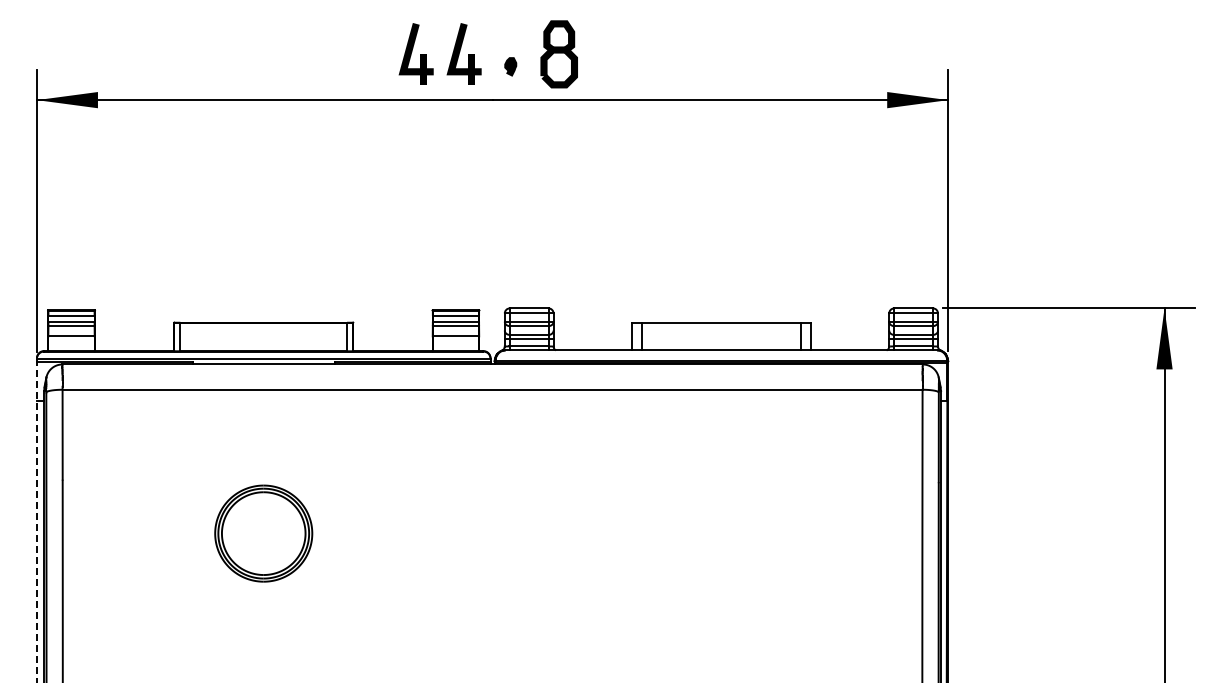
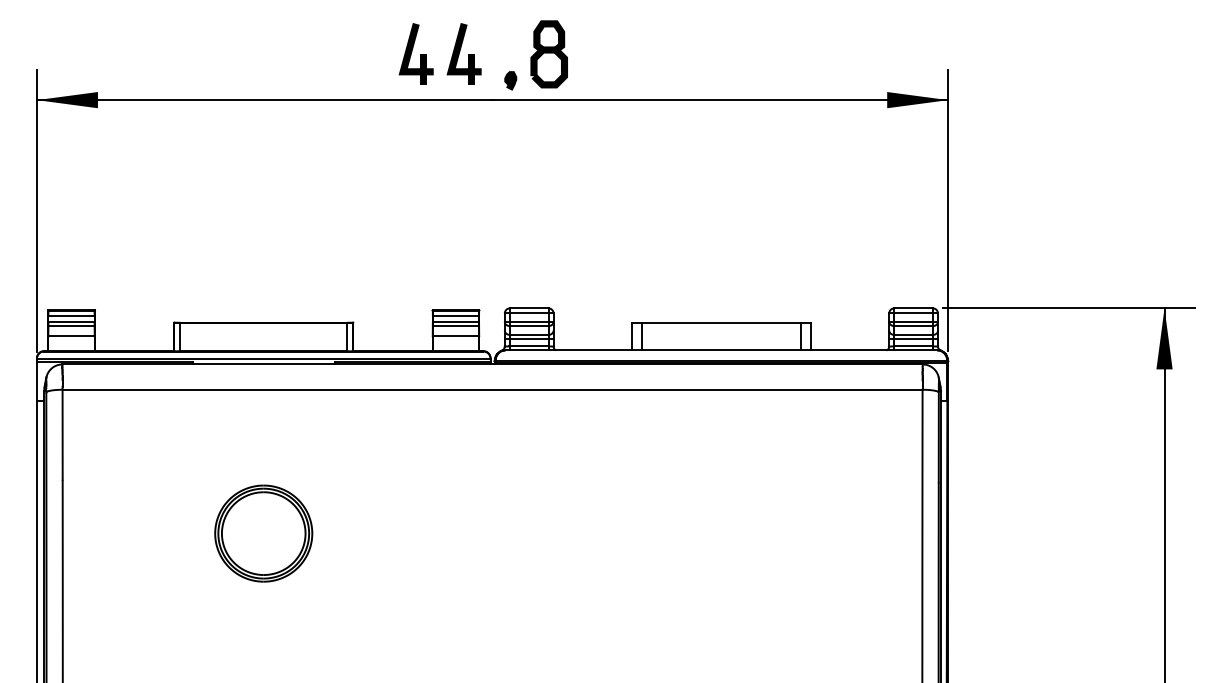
part position: (558, 54) -> (548, 54) (548, 54)
part position: (510, 66) -> (510, 80) (510, 80)
line: dashed -> solid (36, 520)
